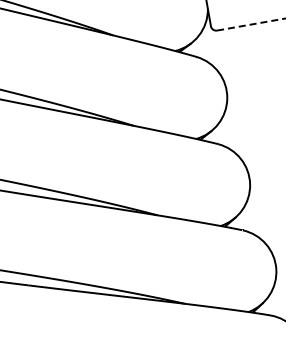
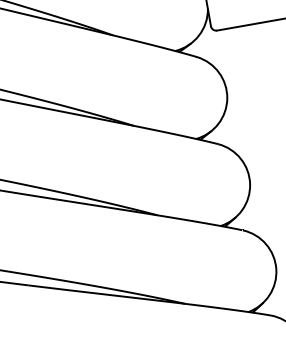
line: dashed -> solid (251, 24)
